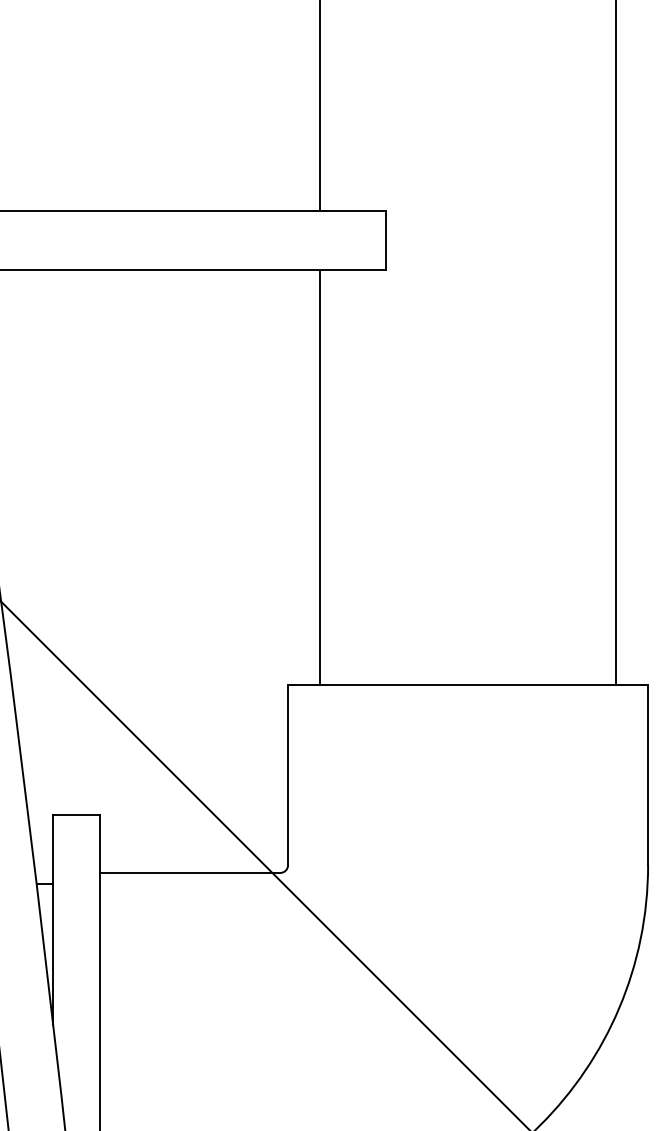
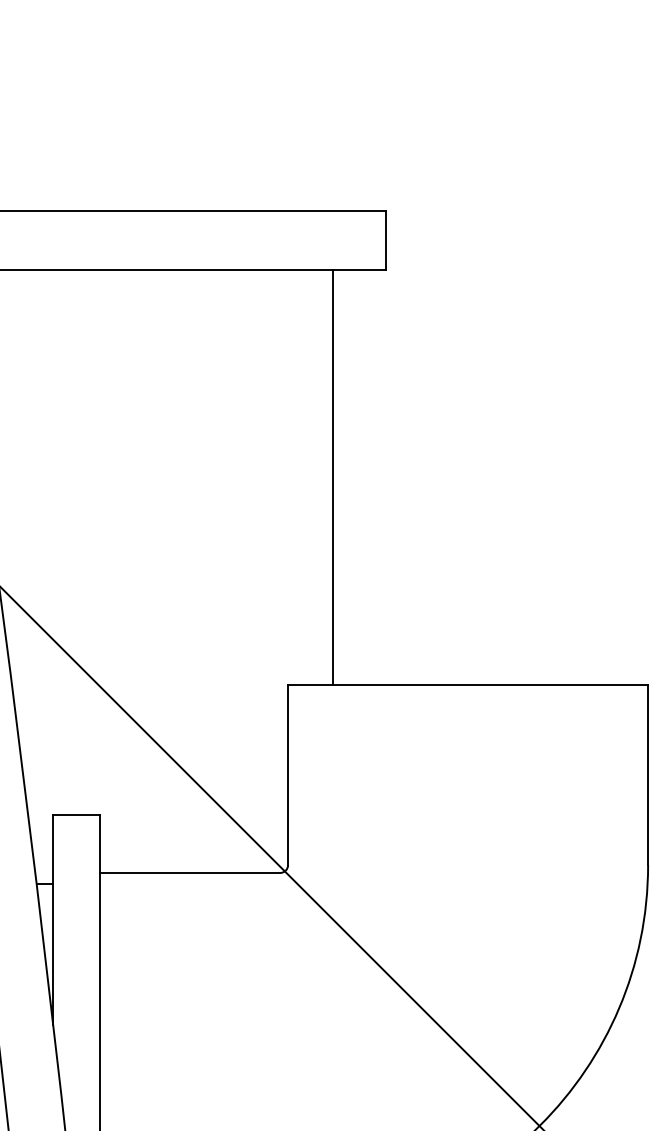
line: present -> none (319, 106)
line: present -> none (616, 343)
line position: (319, 477) -> (332, 477) (332, 477)
line position: (264, 864) -> (271, 857) (271, 857)
